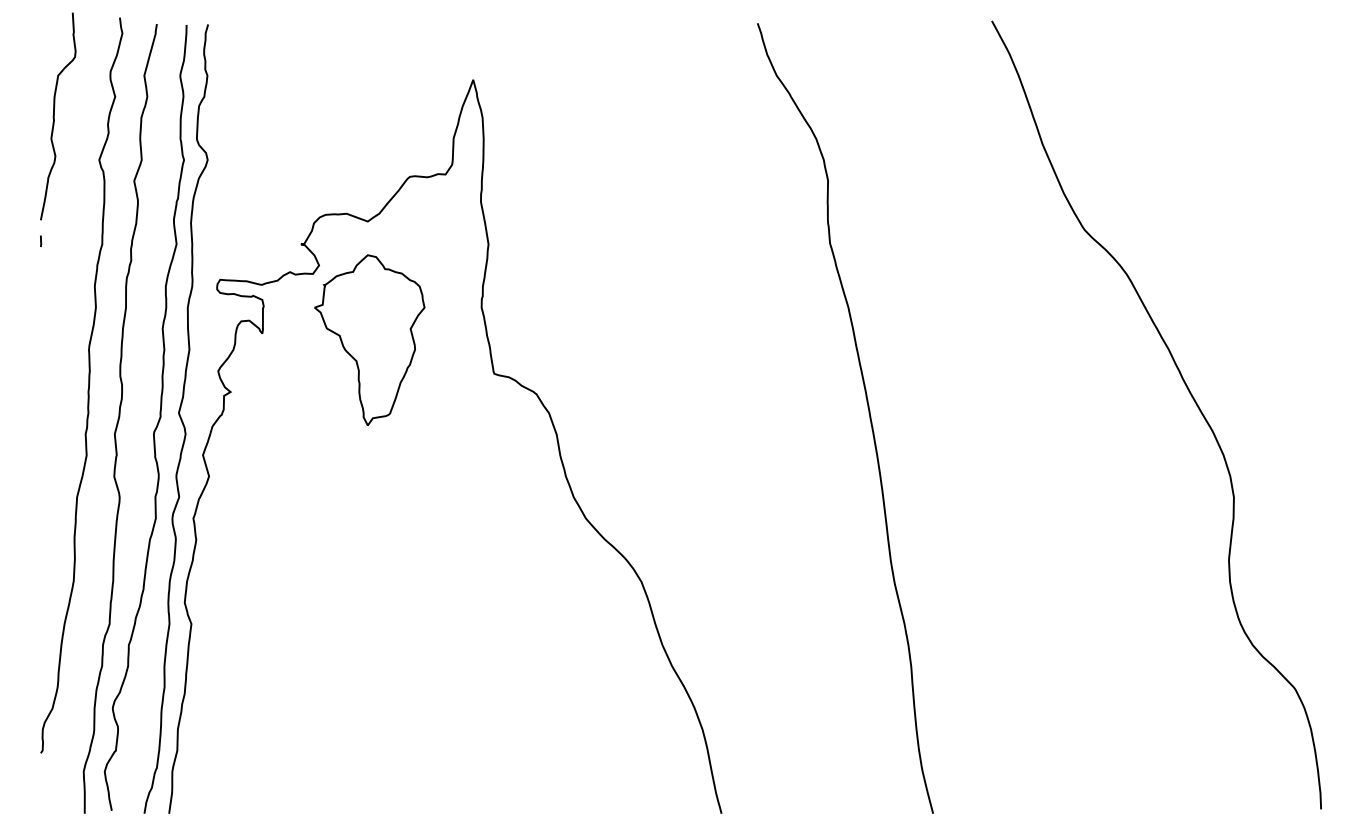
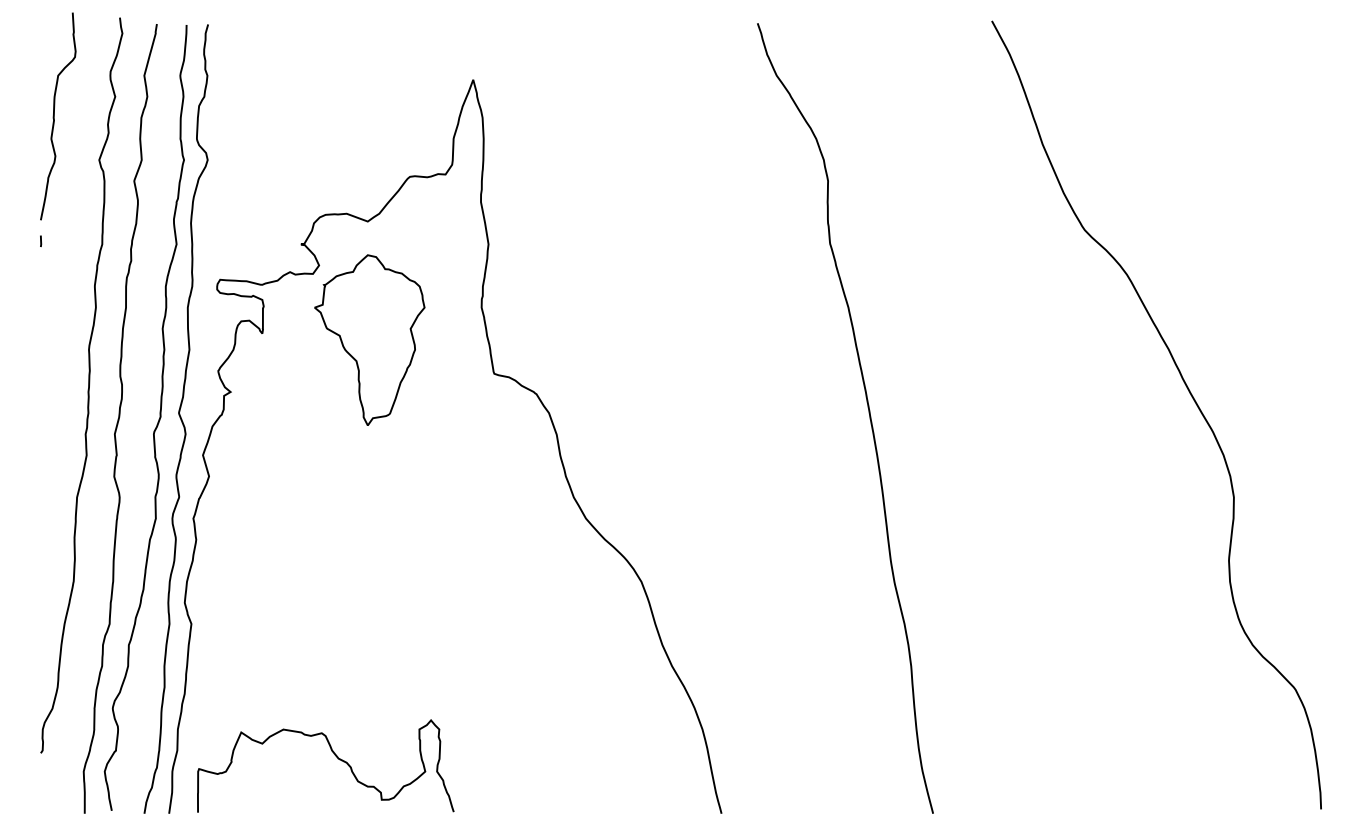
curve: none -> present (334, 755)
